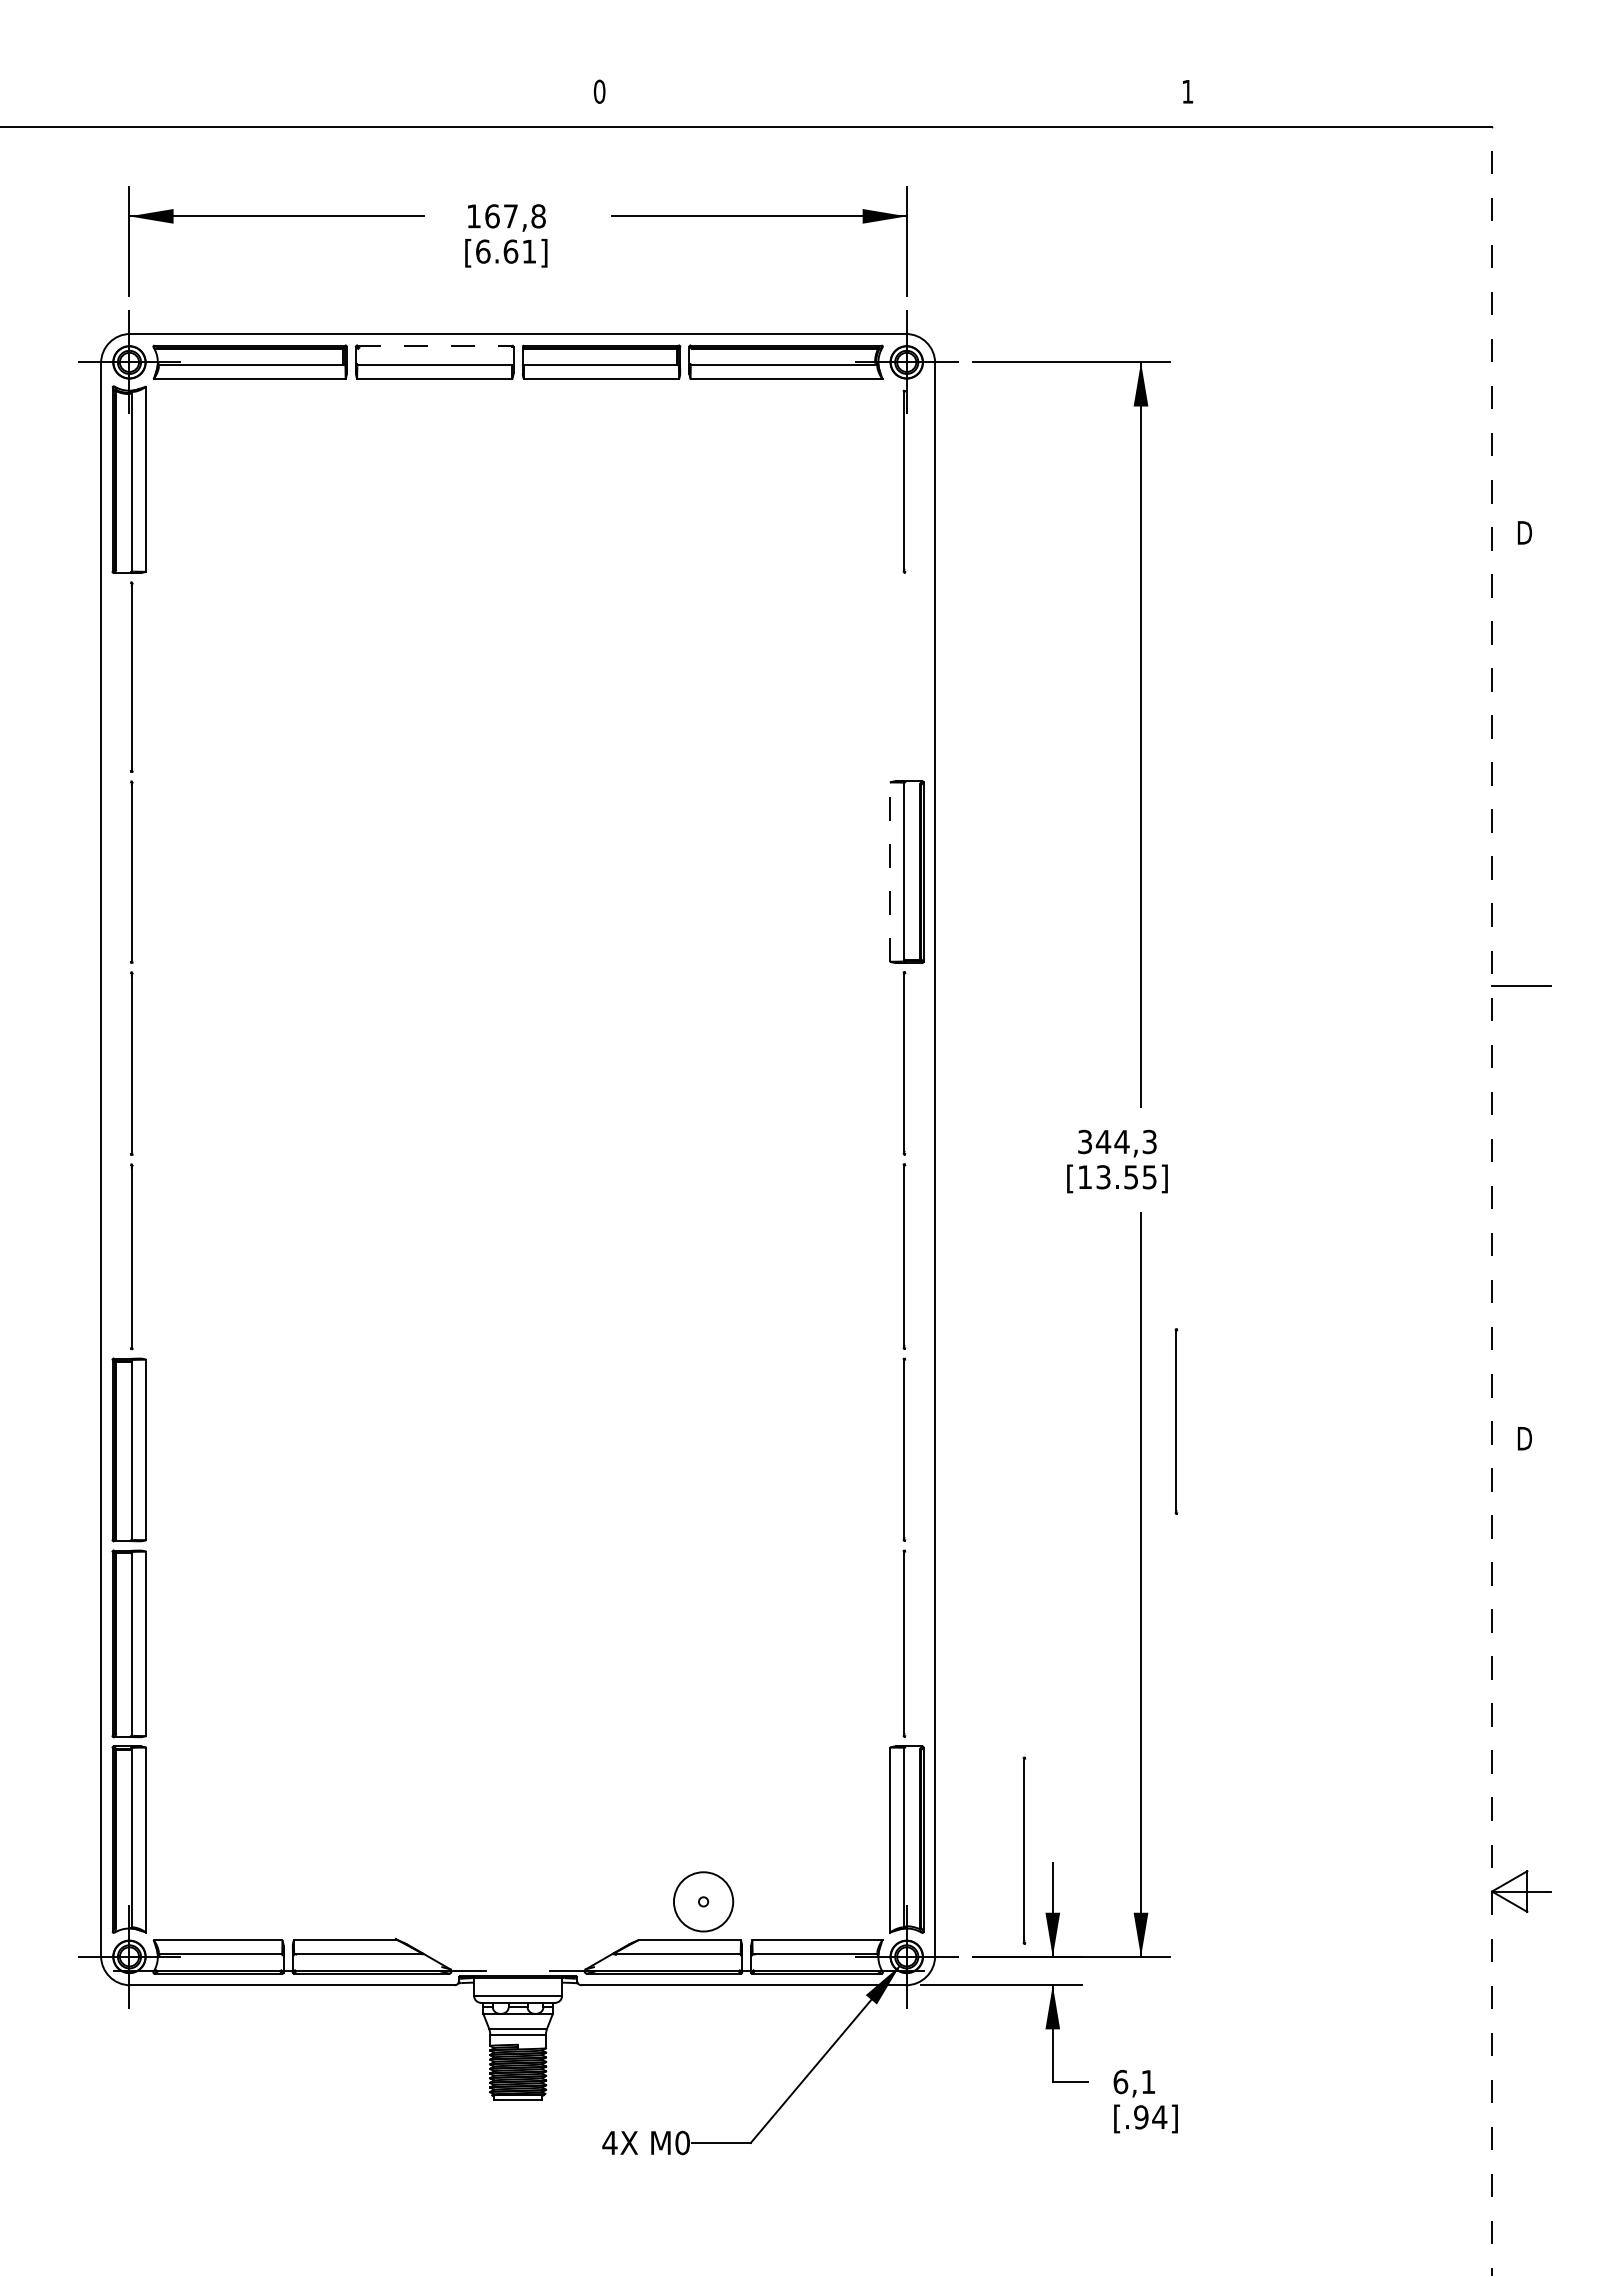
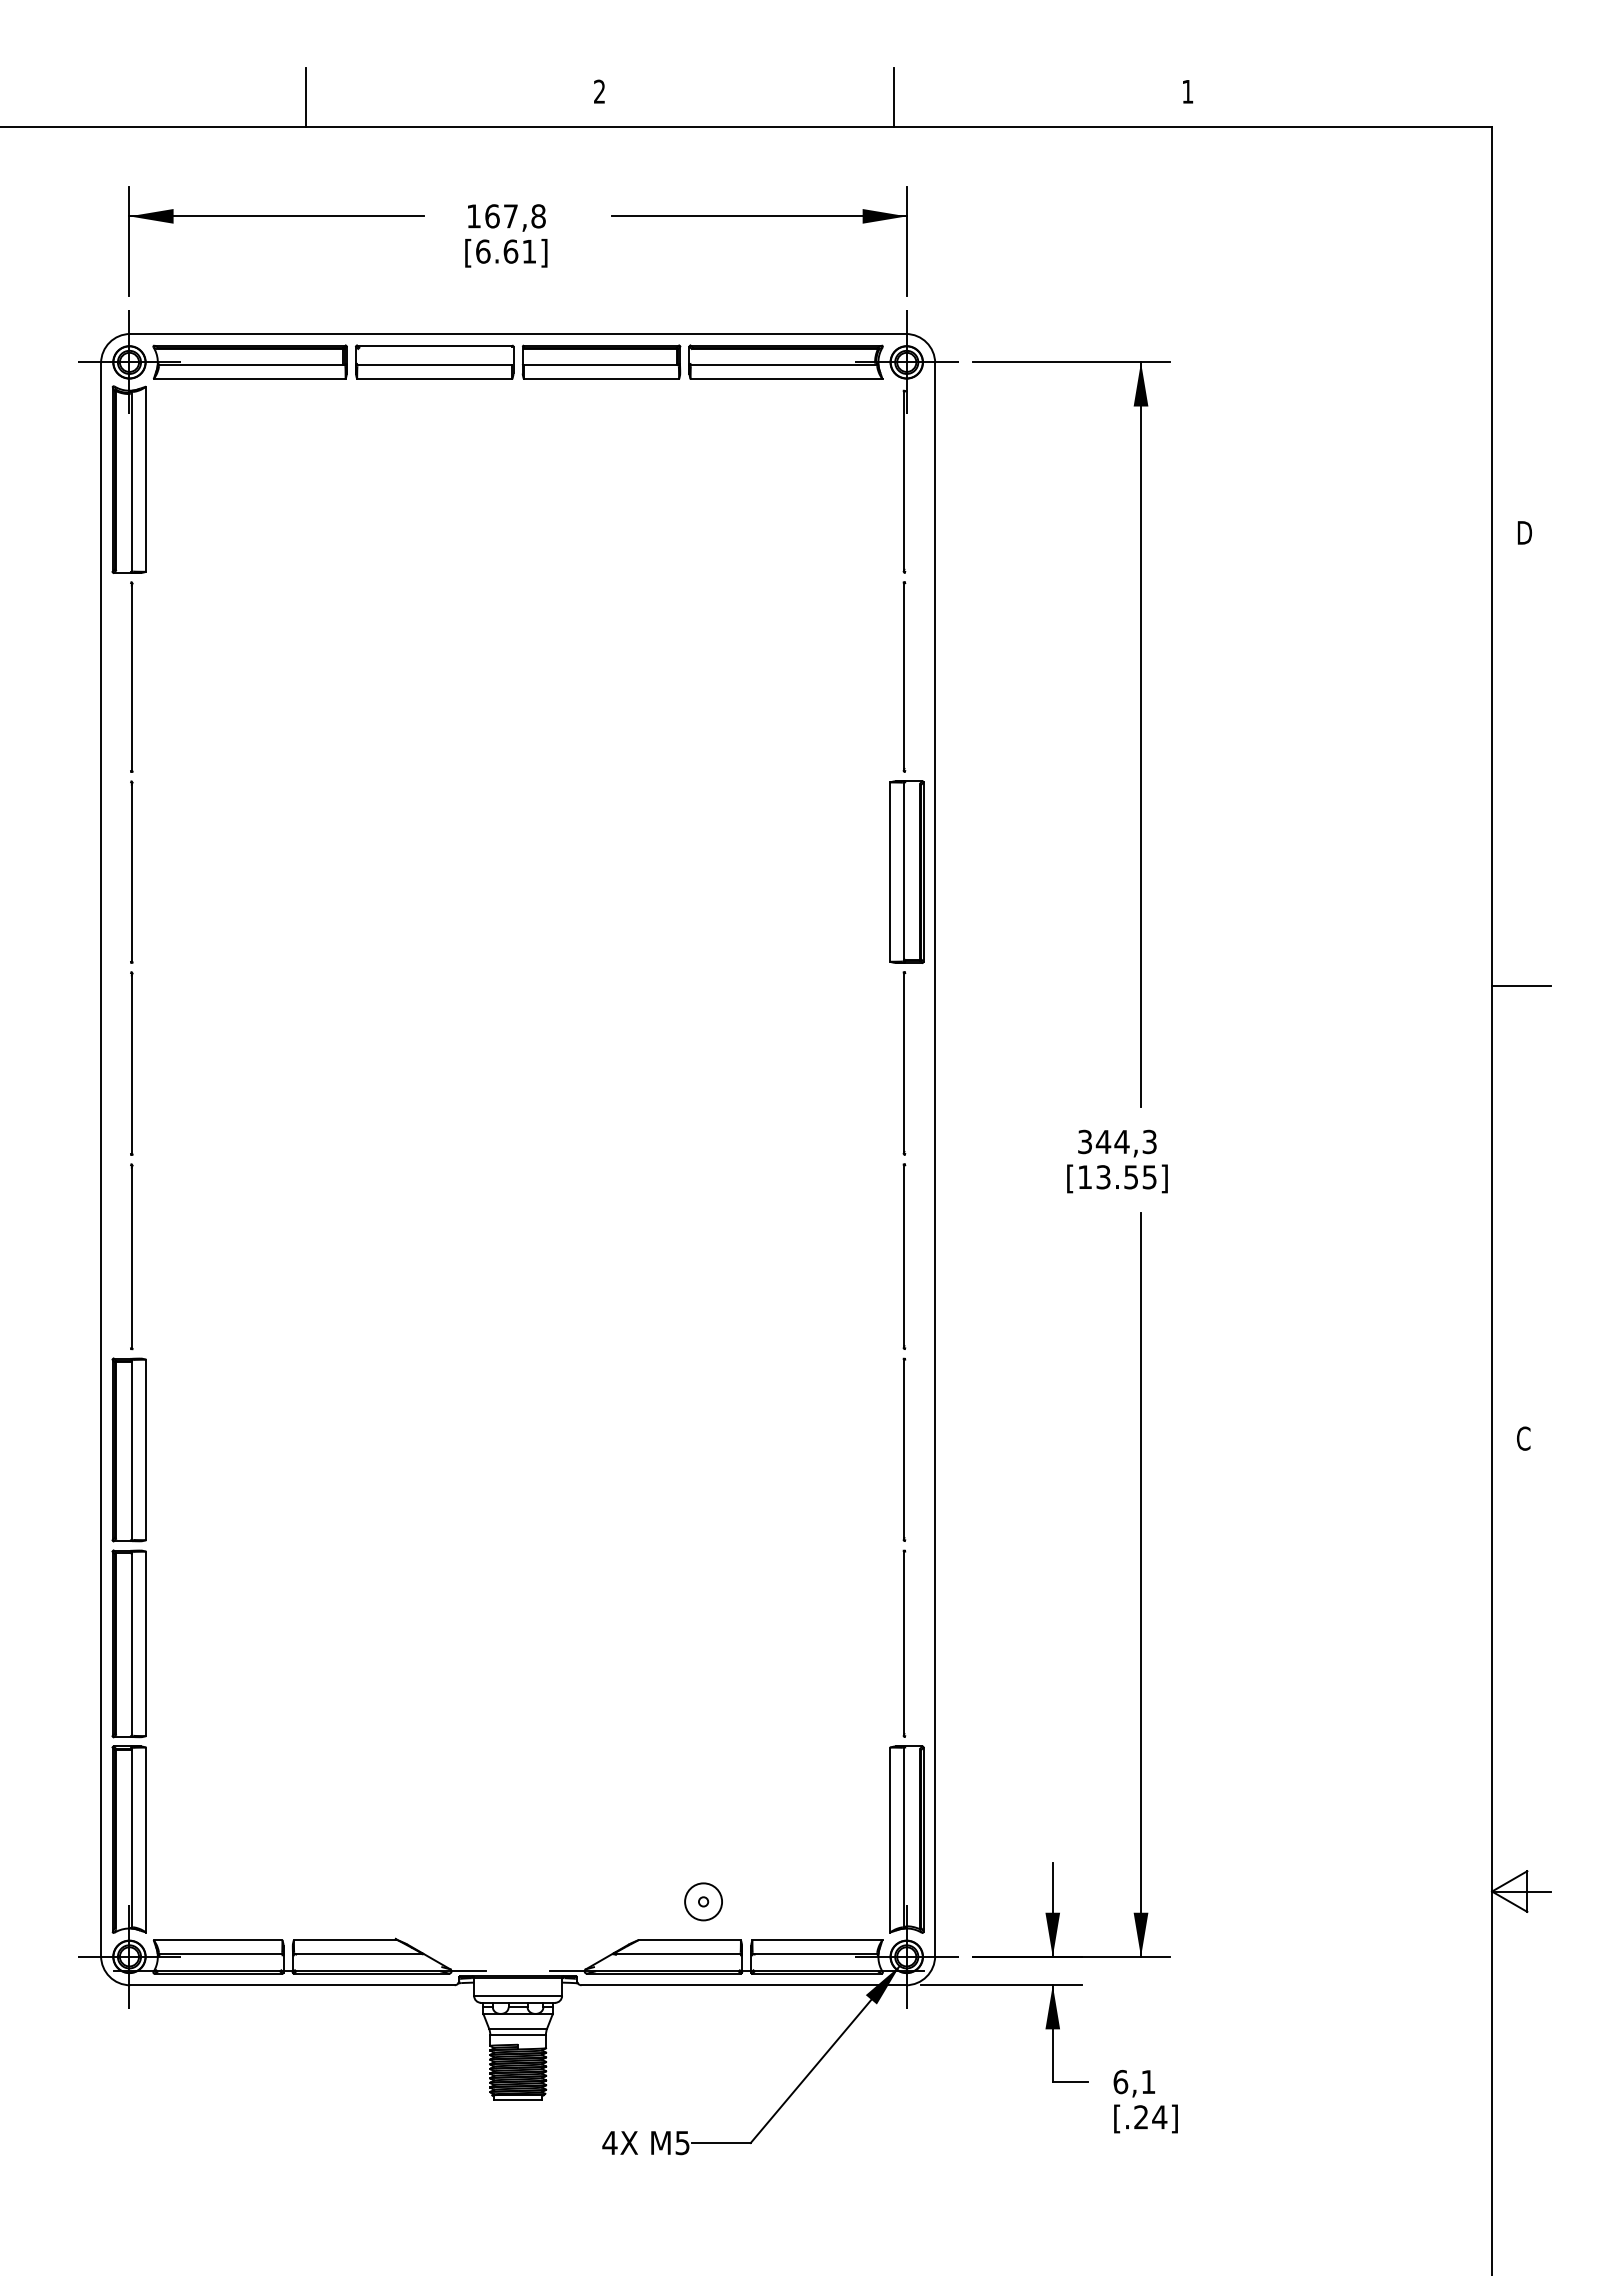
text: 0 -> 2 (599, 91)
line: none -> present (305, 97)
line: none -> present (893, 97)
line: dashed -> solid (434, 345)
part: none -> present (904, 676)
line: dashed -> solid (889, 872)
line: dashed -> solid (1492, 1201)
part: present -> none (1176, 1421)
text: D -> C (1524, 1438)
part: present -> none (1024, 1850)
circle diameter: 59 px -> 37 px (703, 1901)
text: [.94] -> [.24] (1141, 2117)
text: M0 -> M5 (682, 2142)
